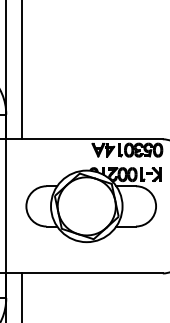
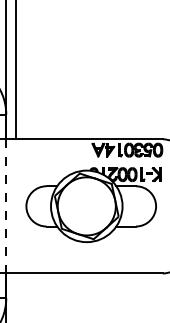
line position: (21, 70) -> (15, 70) (15, 70)
line: solid -> dashed (6, 206)
line: present -> none (21, 296)
